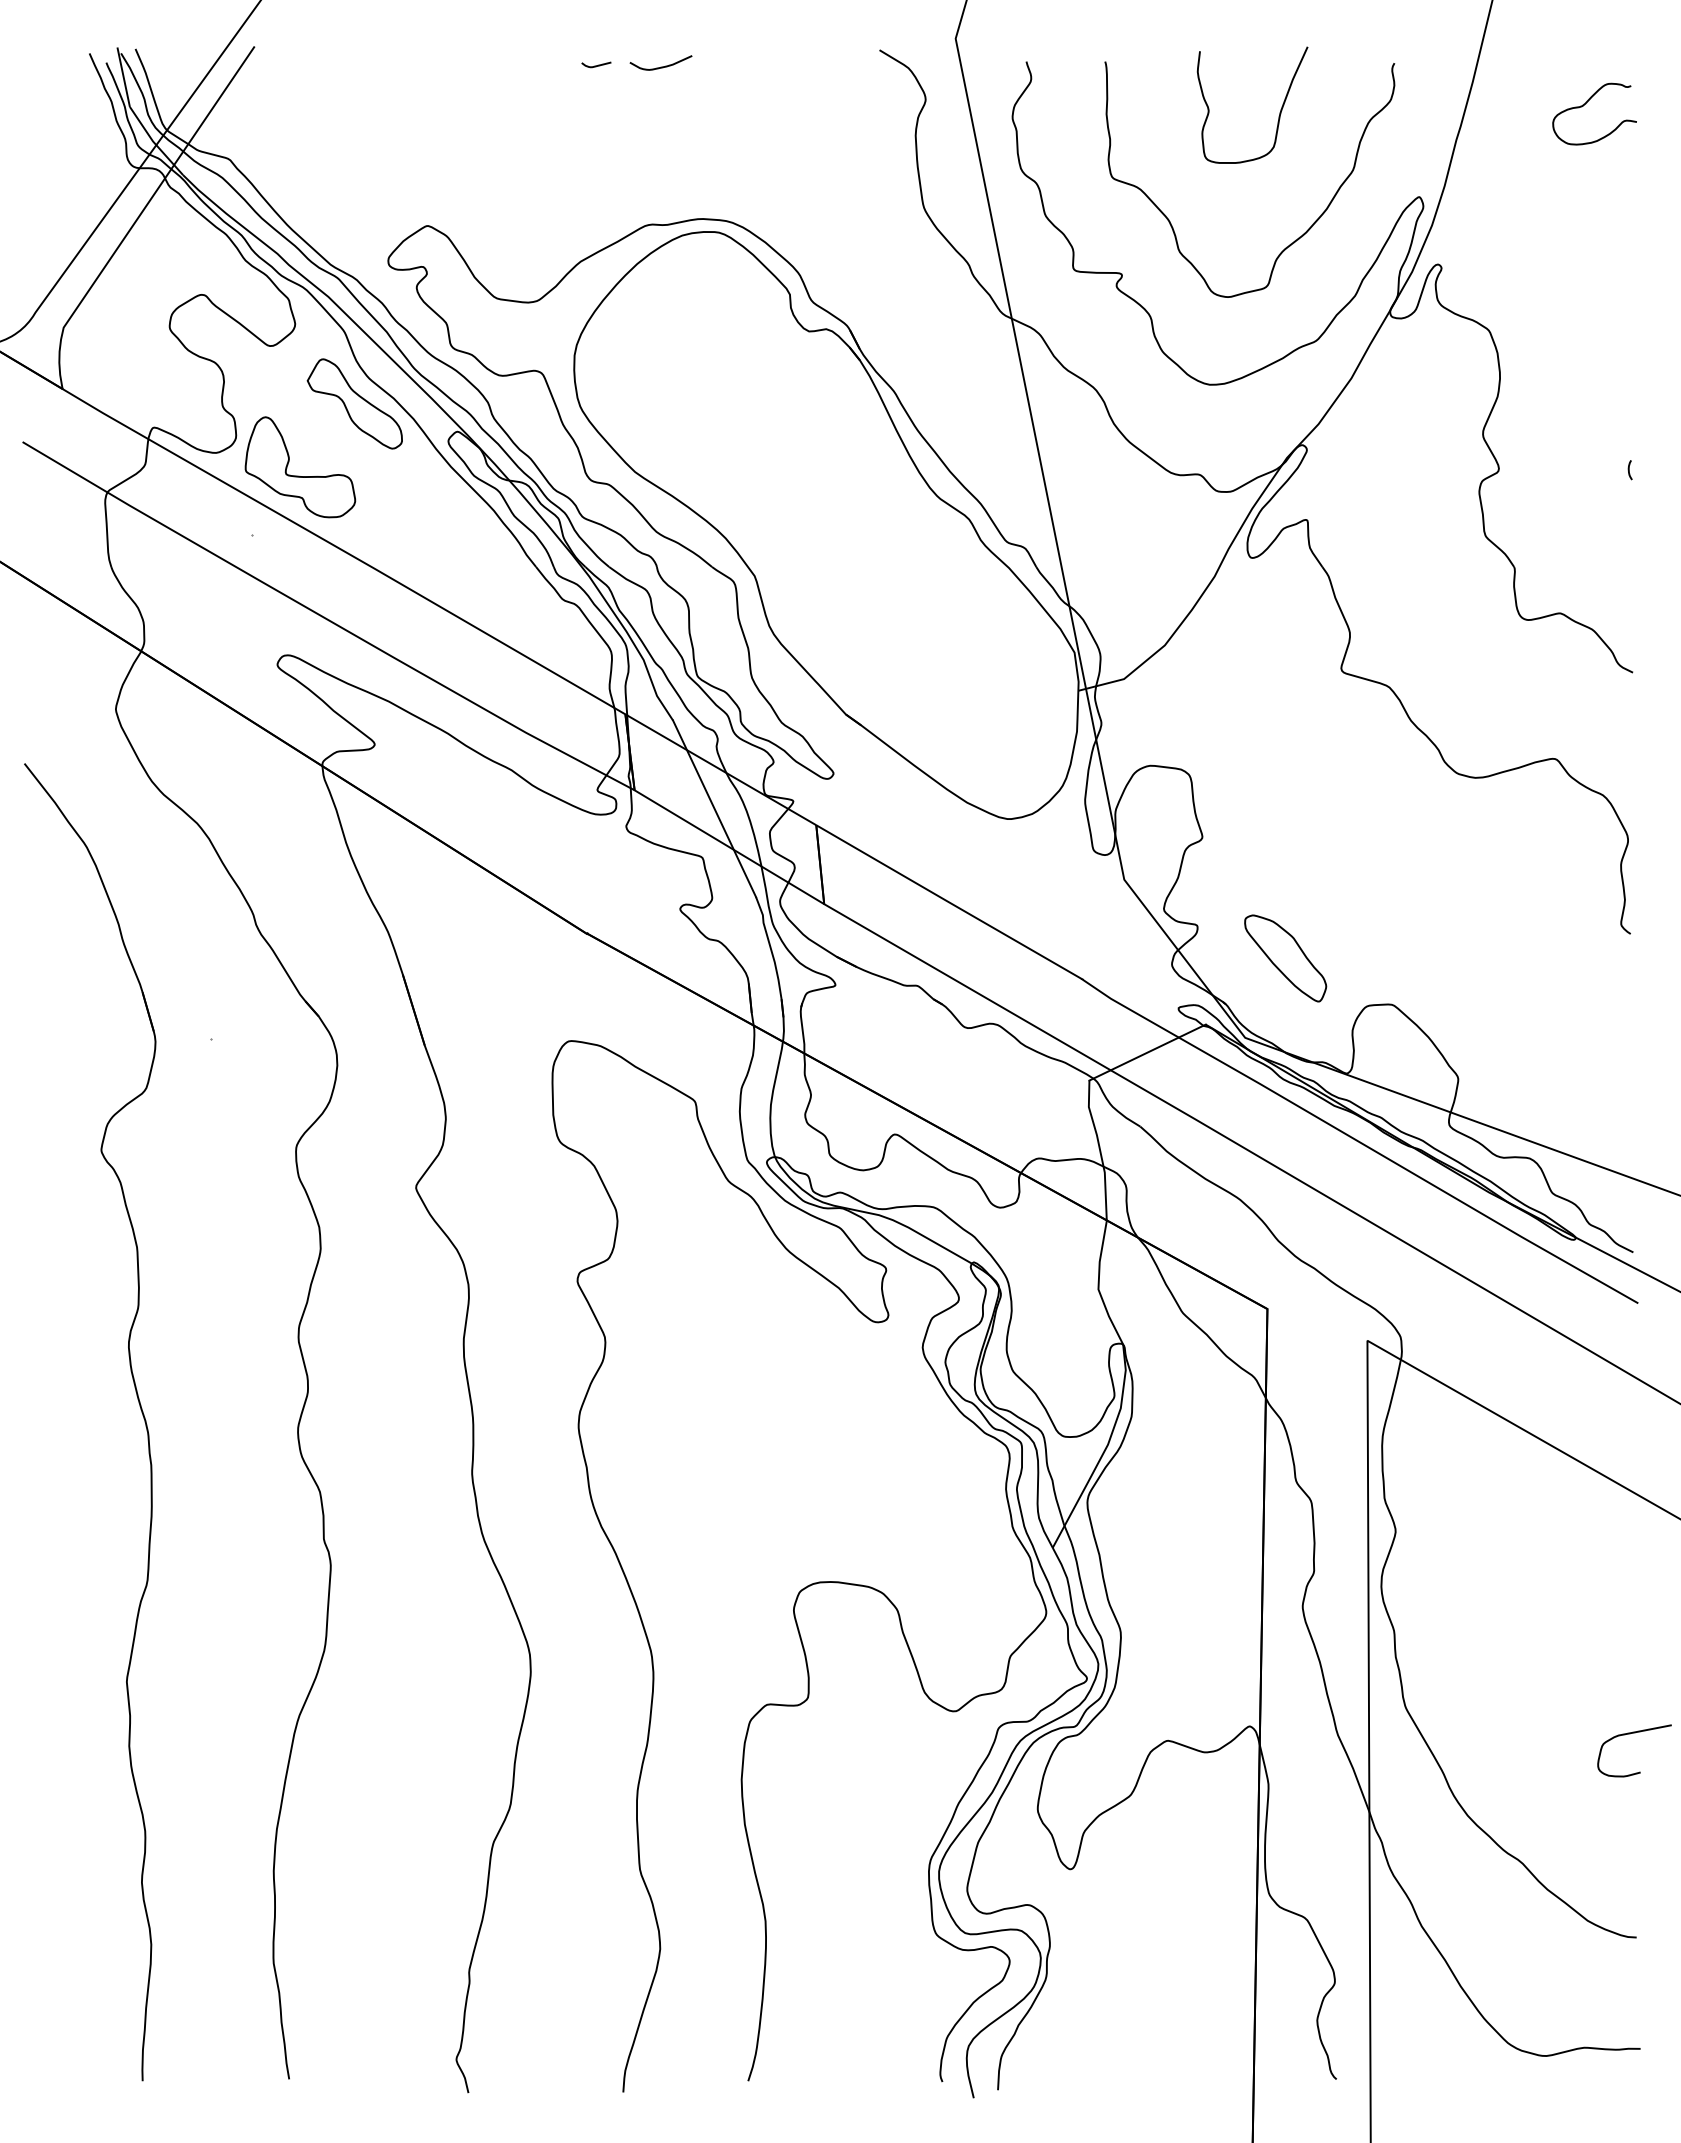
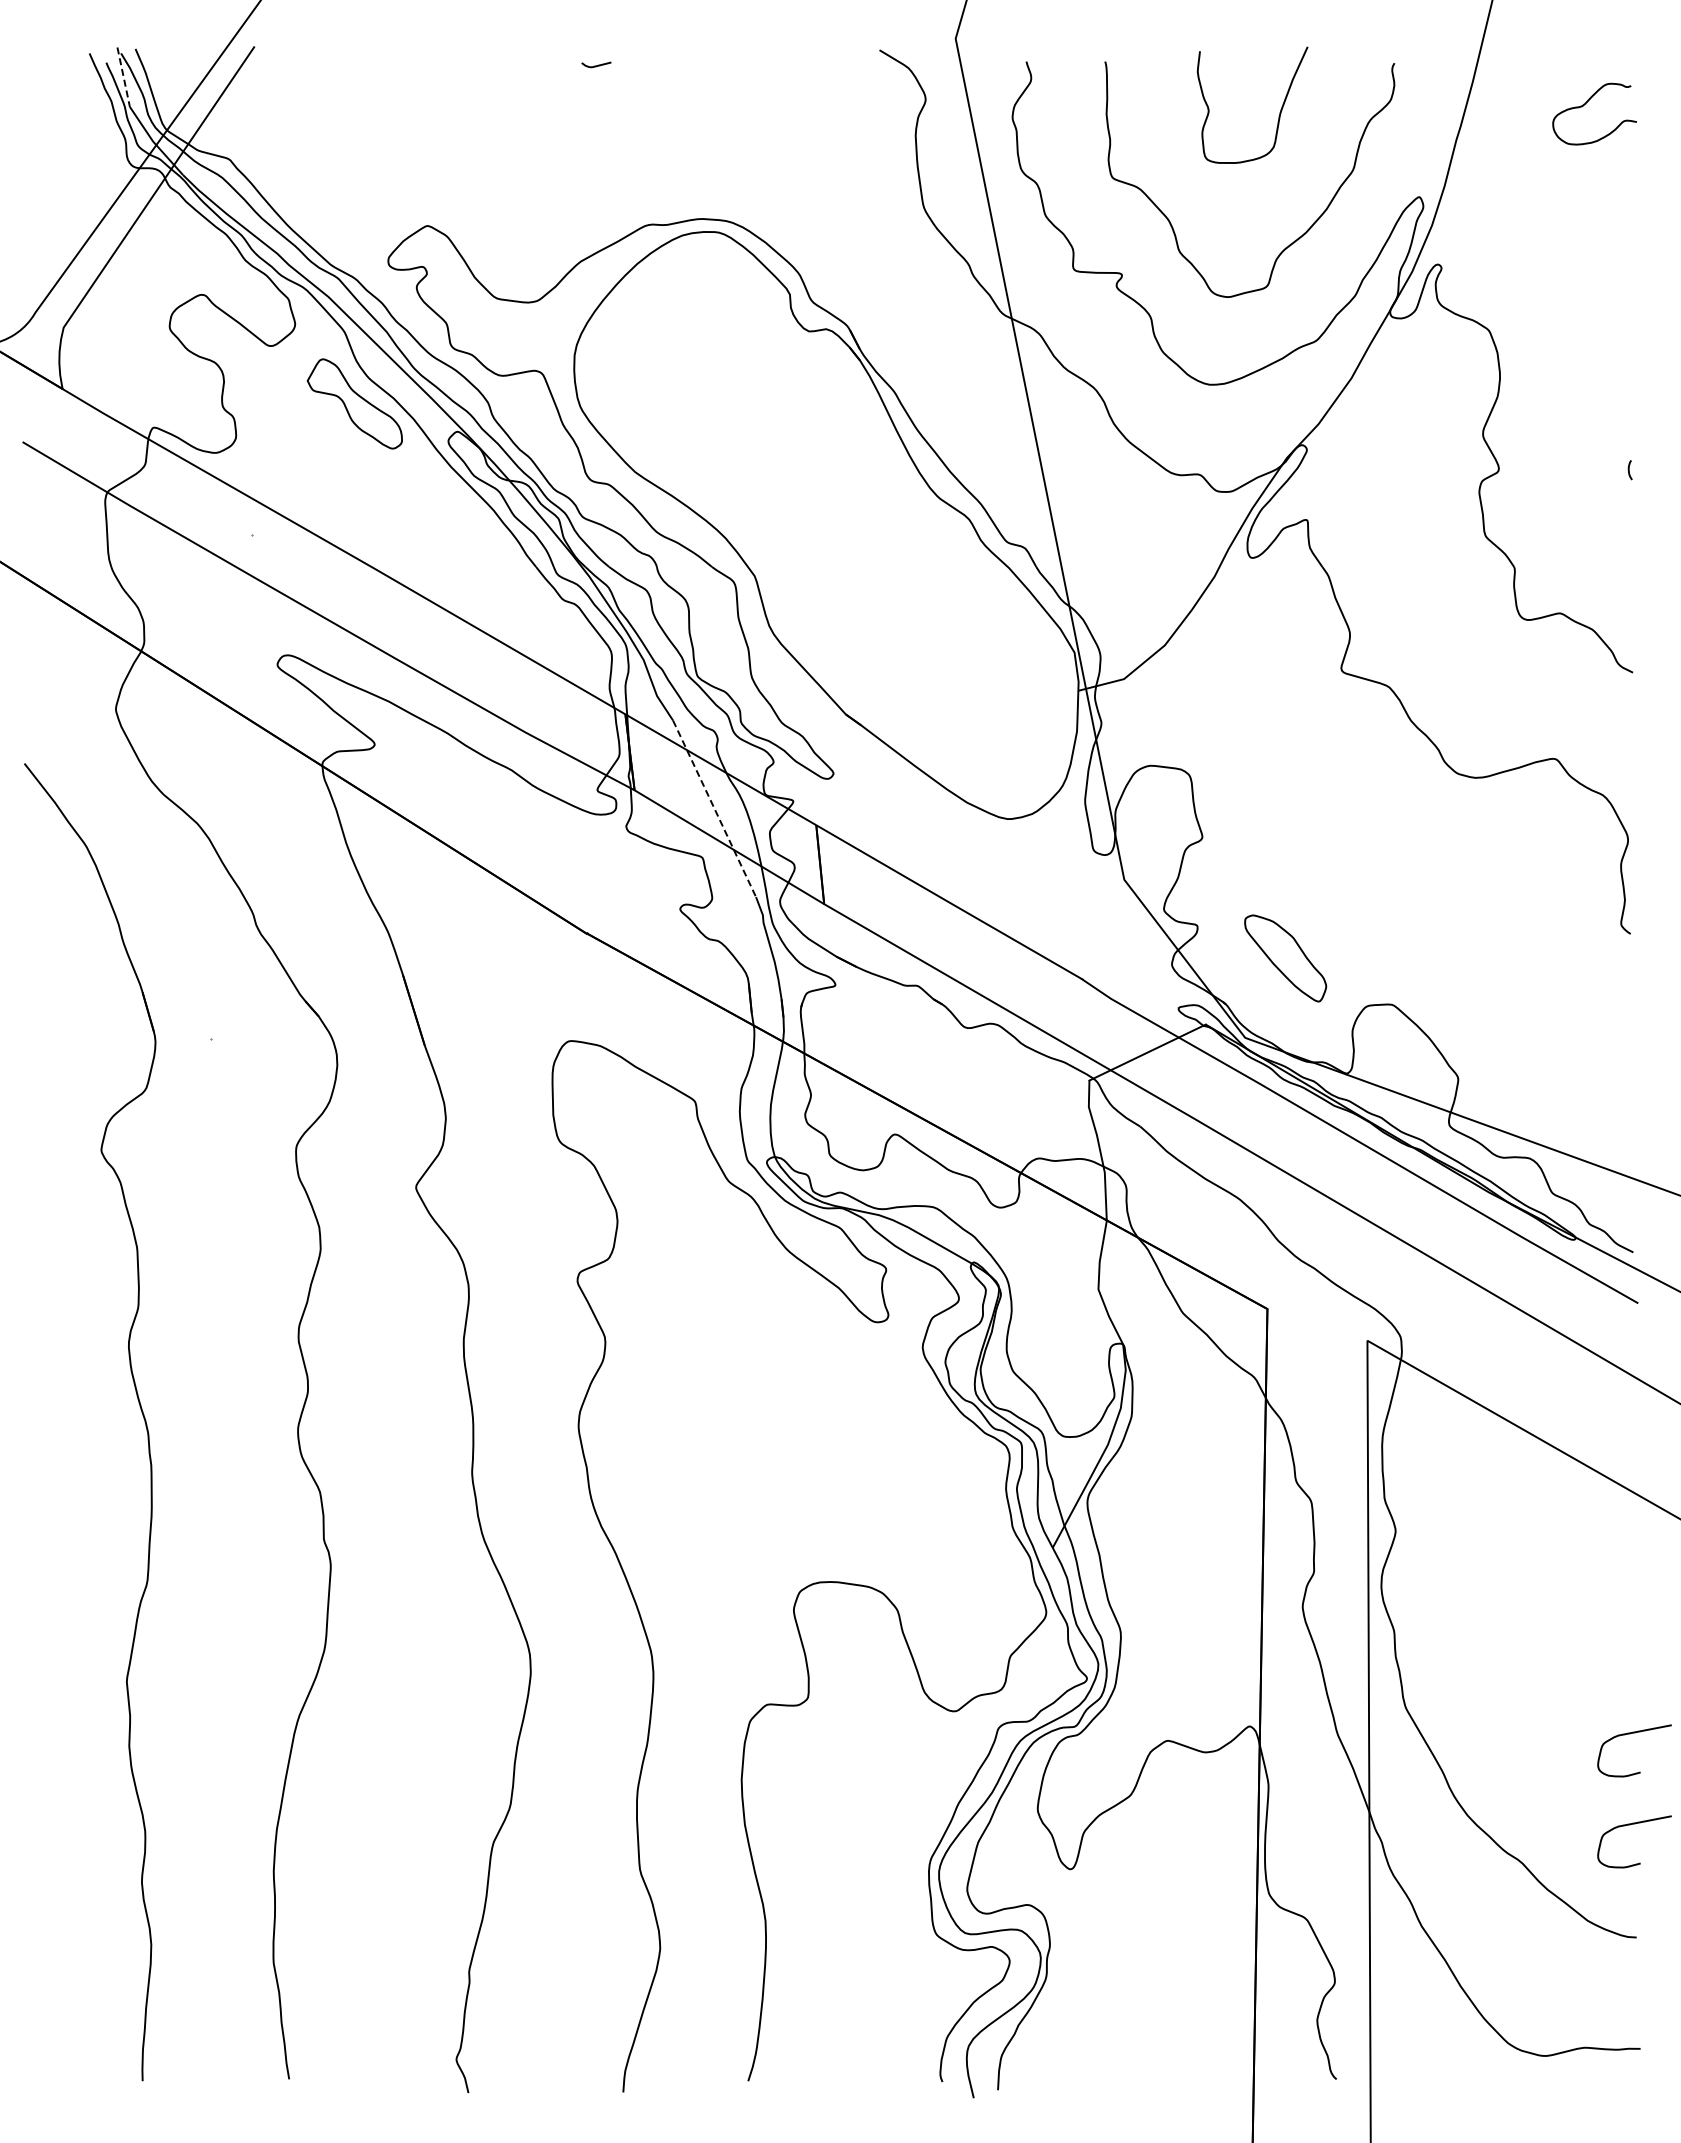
curve: present -> none (660, 66)
line: solid -> dashed (123, 77)
part: present -> none (299, 475)
line: solid -> dashed (714, 808)
curve: none -> present (1630, 1825)
